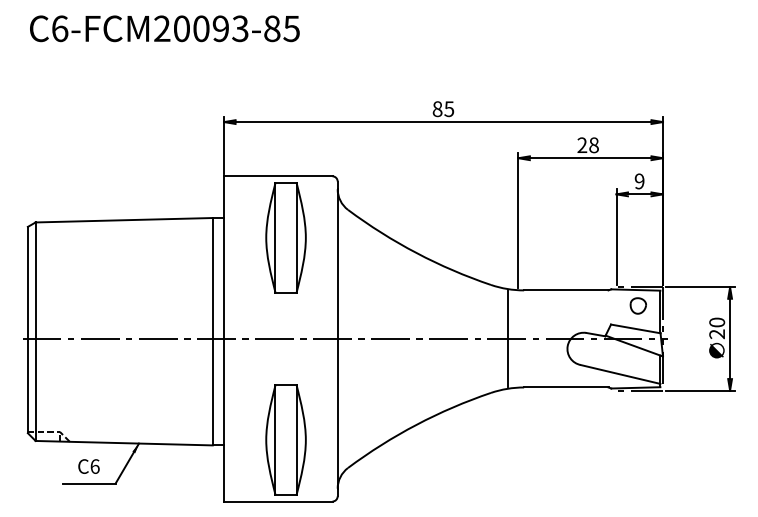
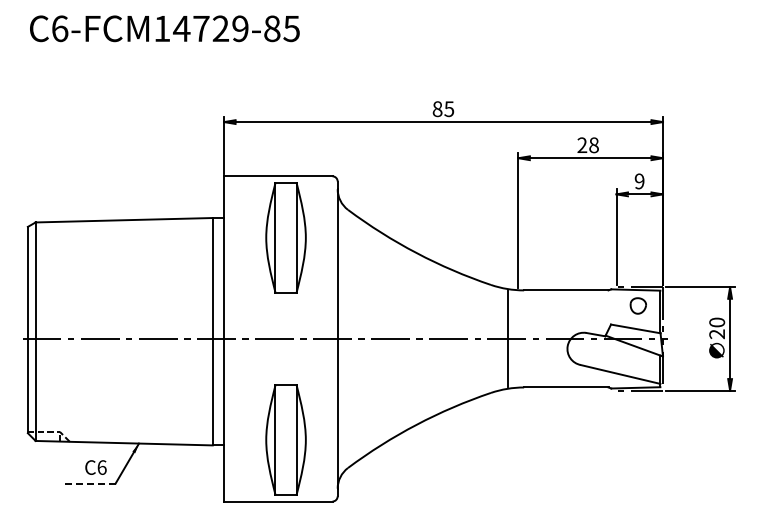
text: C6-FCM20093-85 -> C6-FCM14729-85 (201, 28)
text position: (88, 466) -> (95, 467) (95, 467)
line: solid -> dashed (89, 483)
